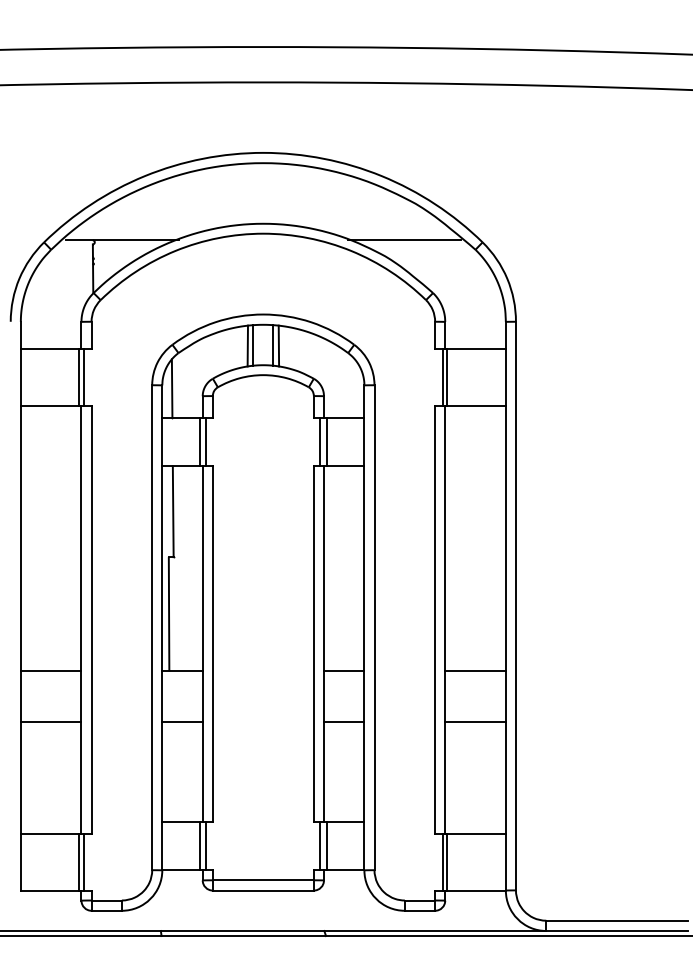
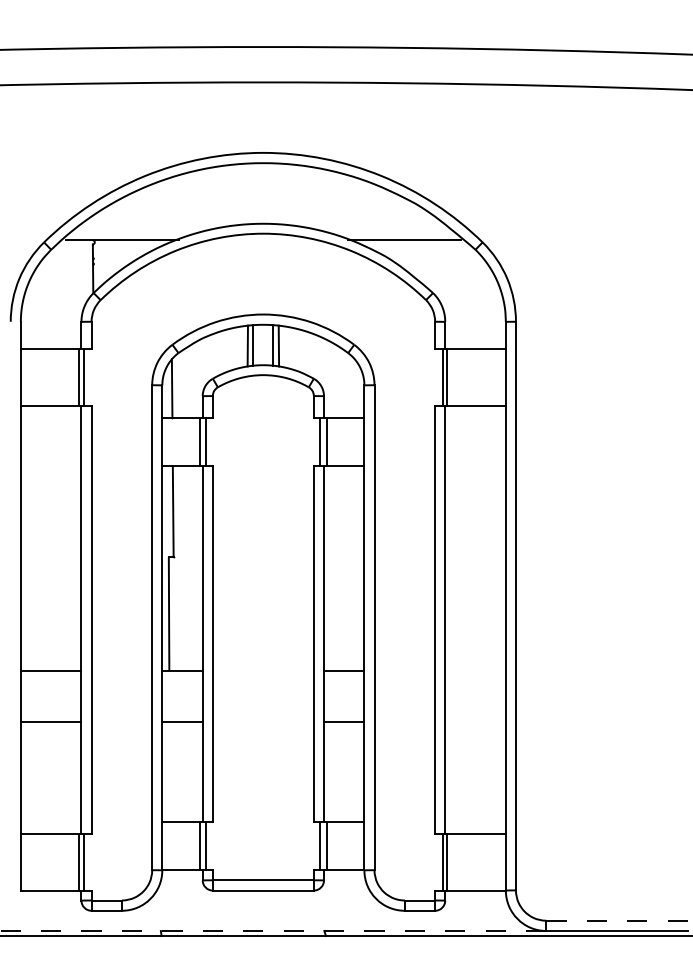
line: present -> none (475, 671)
line: present -> none (475, 721)
line: solid -> dashed (617, 920)
line: solid -> dashed (273, 930)
